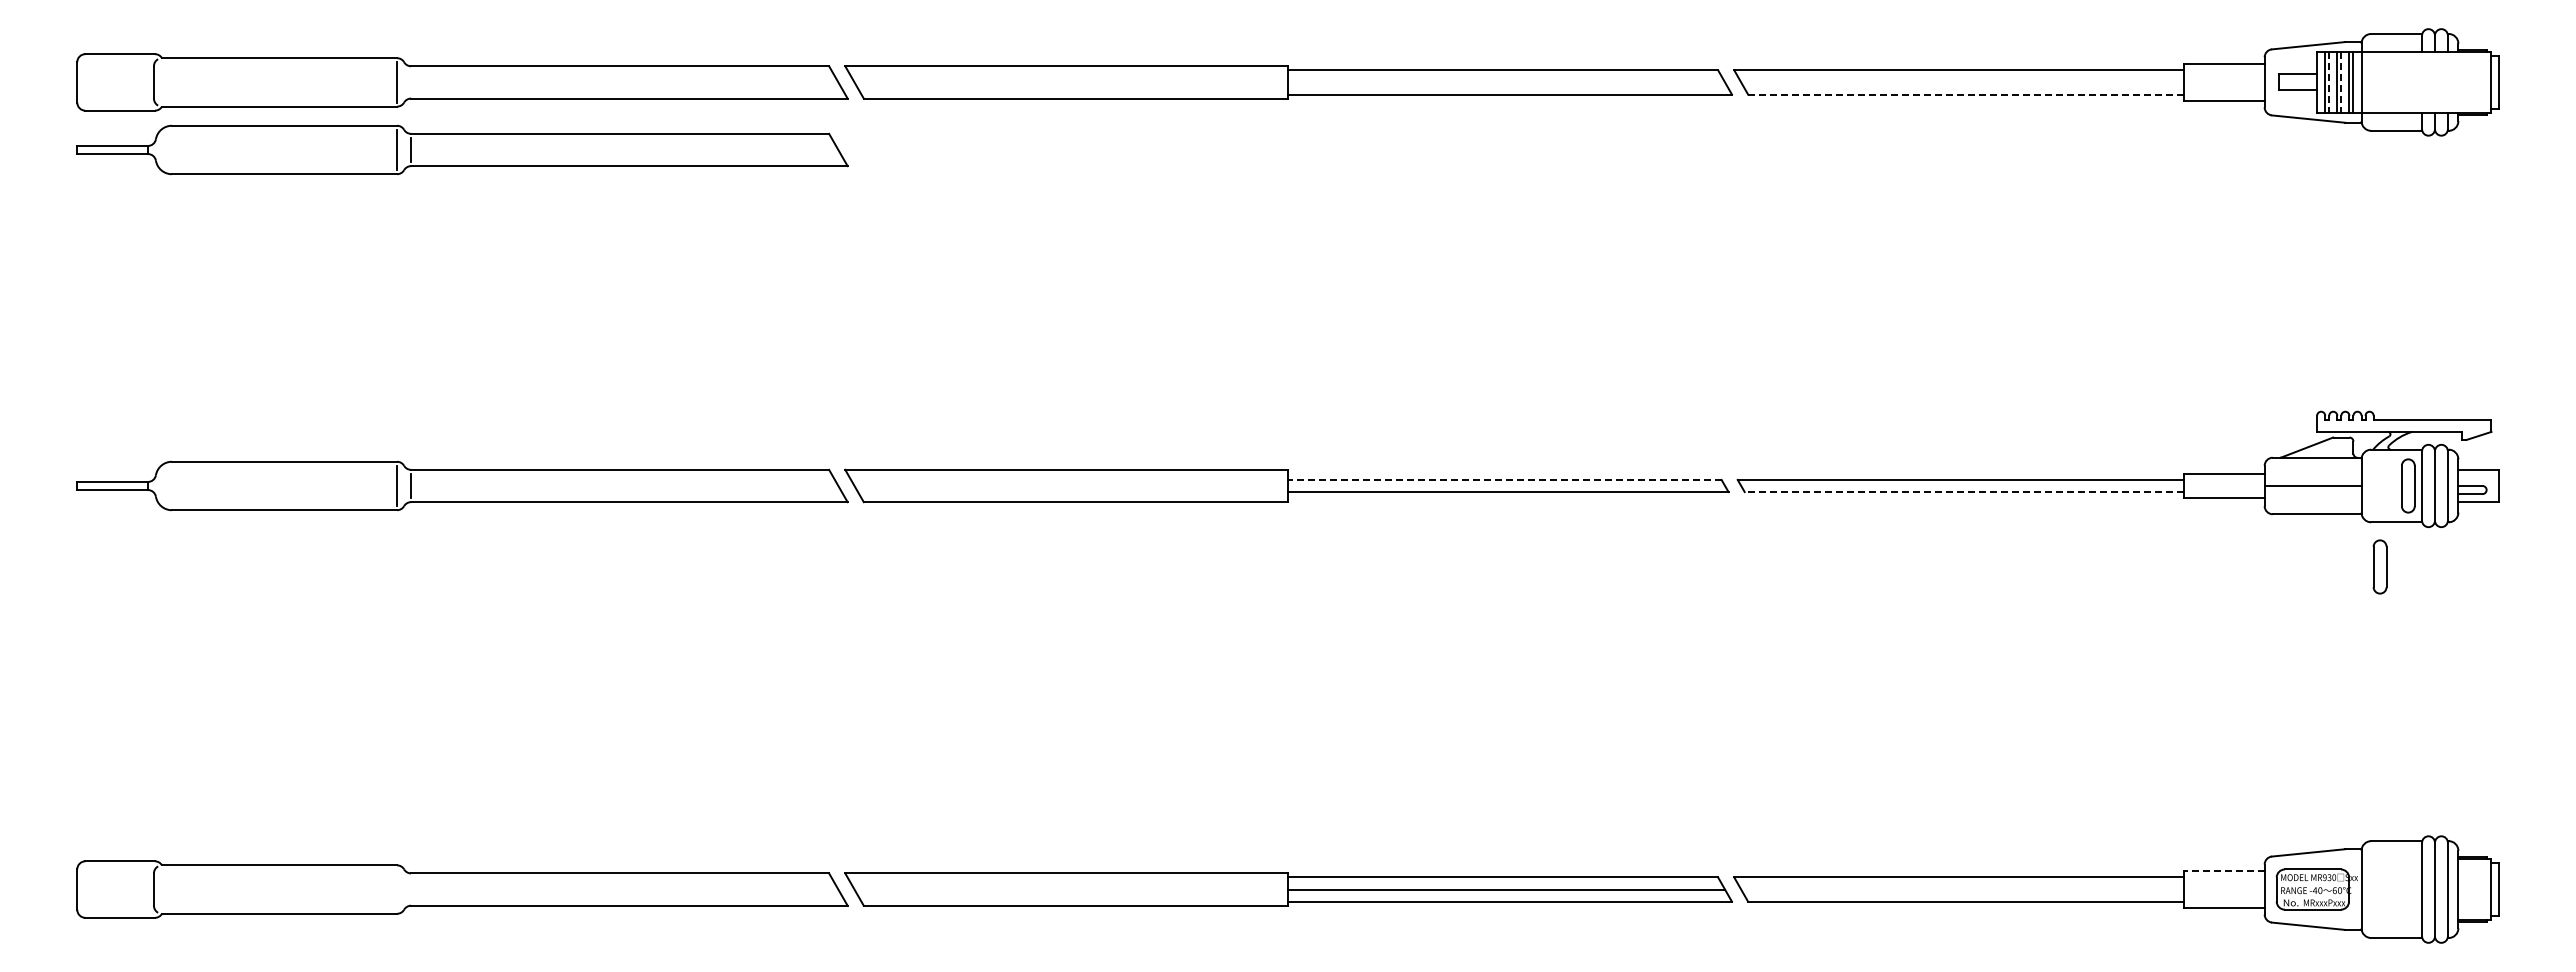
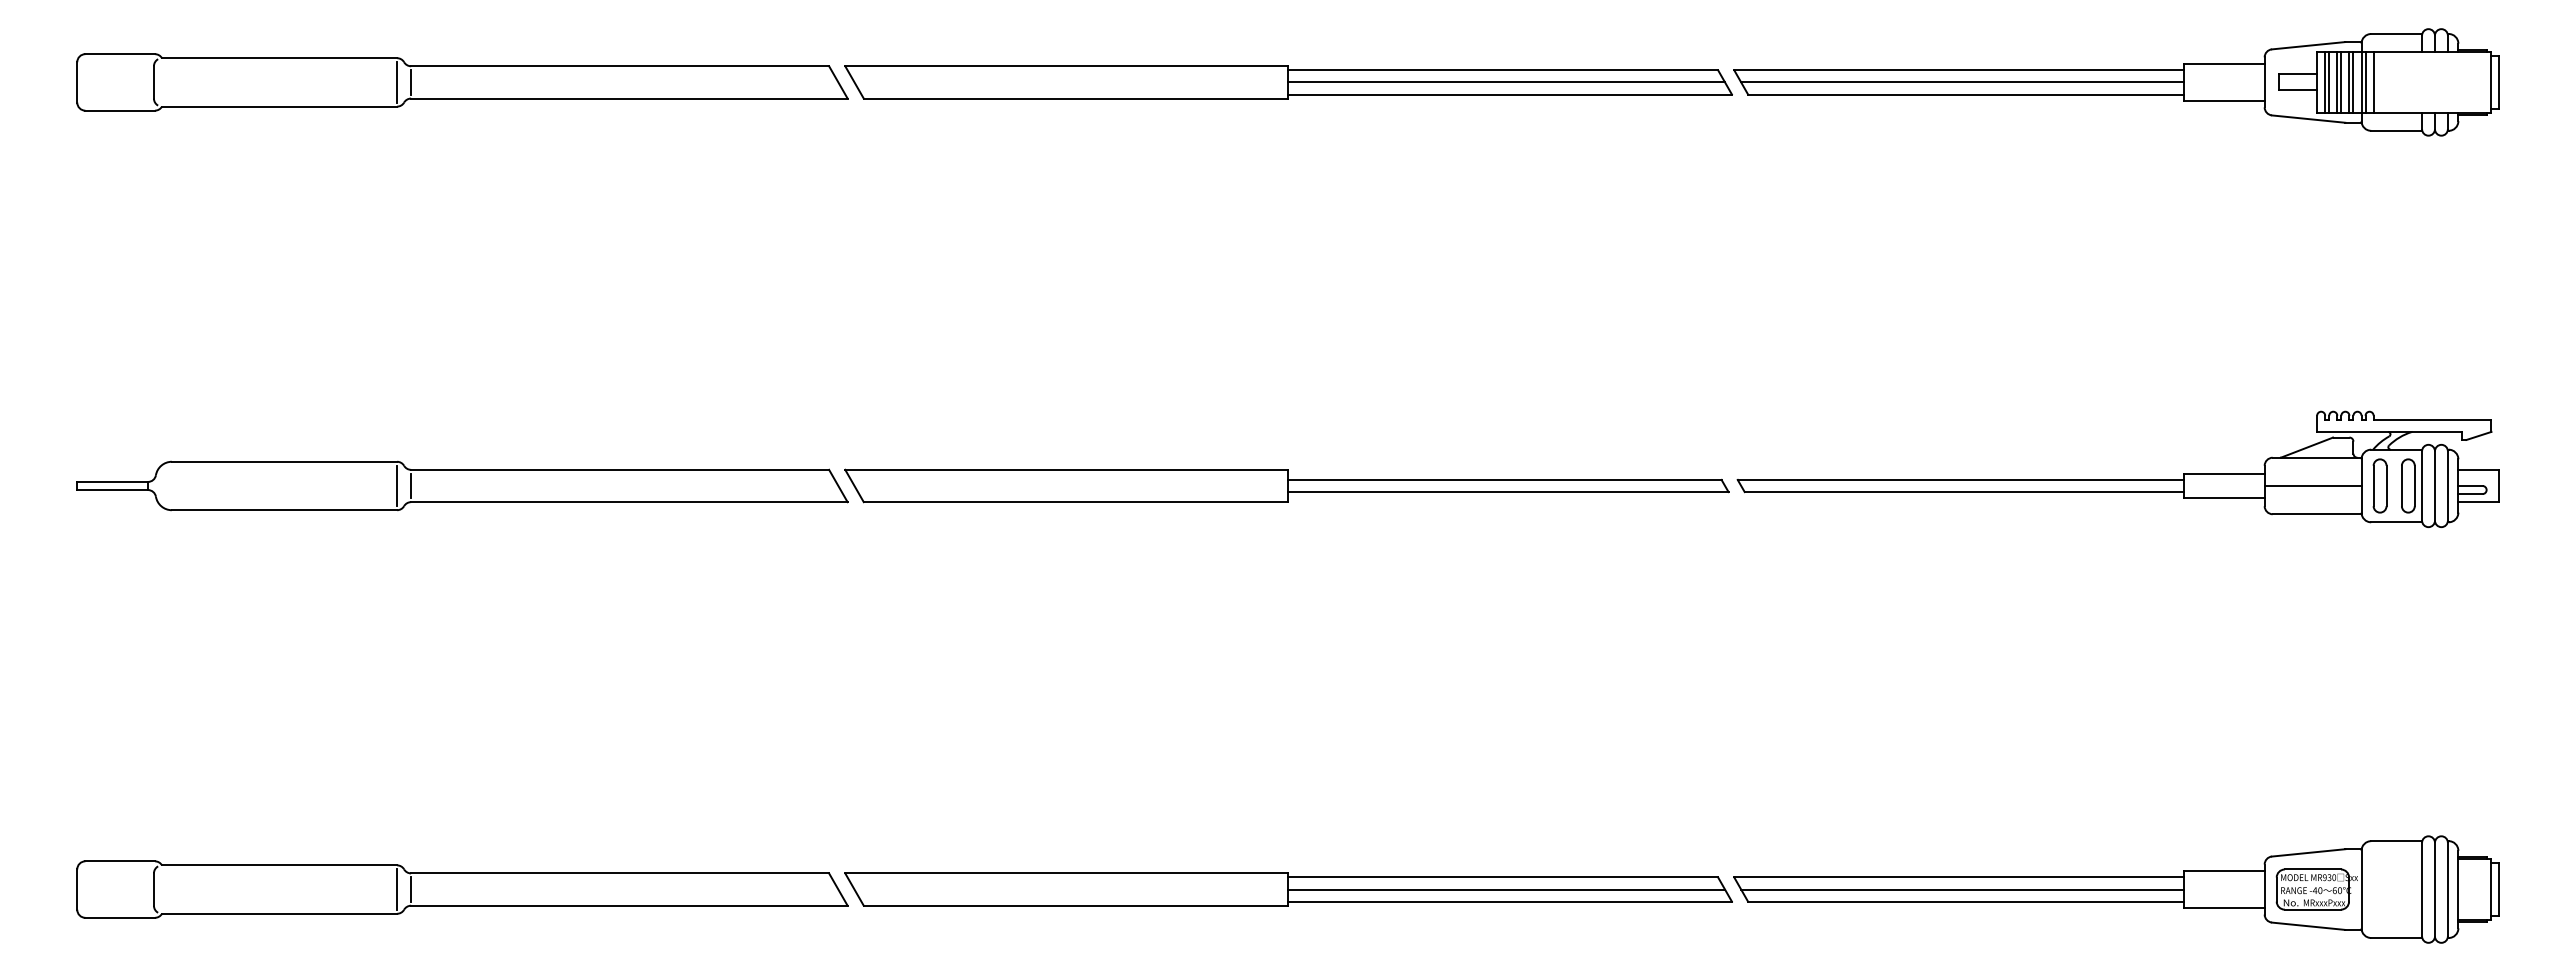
line: none -> present (411, 82)
line: none -> present (1506, 82)
line: none -> present (1962, 82)
line: dashed -> solid (2329, 82)
line: dashed -> solid (2341, 82)
line: none -> present (2365, 82)
line: none -> present (2373, 82)
line: dashed -> solid (1966, 94)
part: present -> none (462, 149)
line: dashed -> solid (1504, 479)
line: dashed -> solid (1964, 492)
part position: (2379, 566) -> (2379, 485) (2379, 485)
line: dashed -> solid (2223, 871)
line: none -> present (397, 889)
line: none -> present (411, 889)
line: none -> present (1962, 889)
